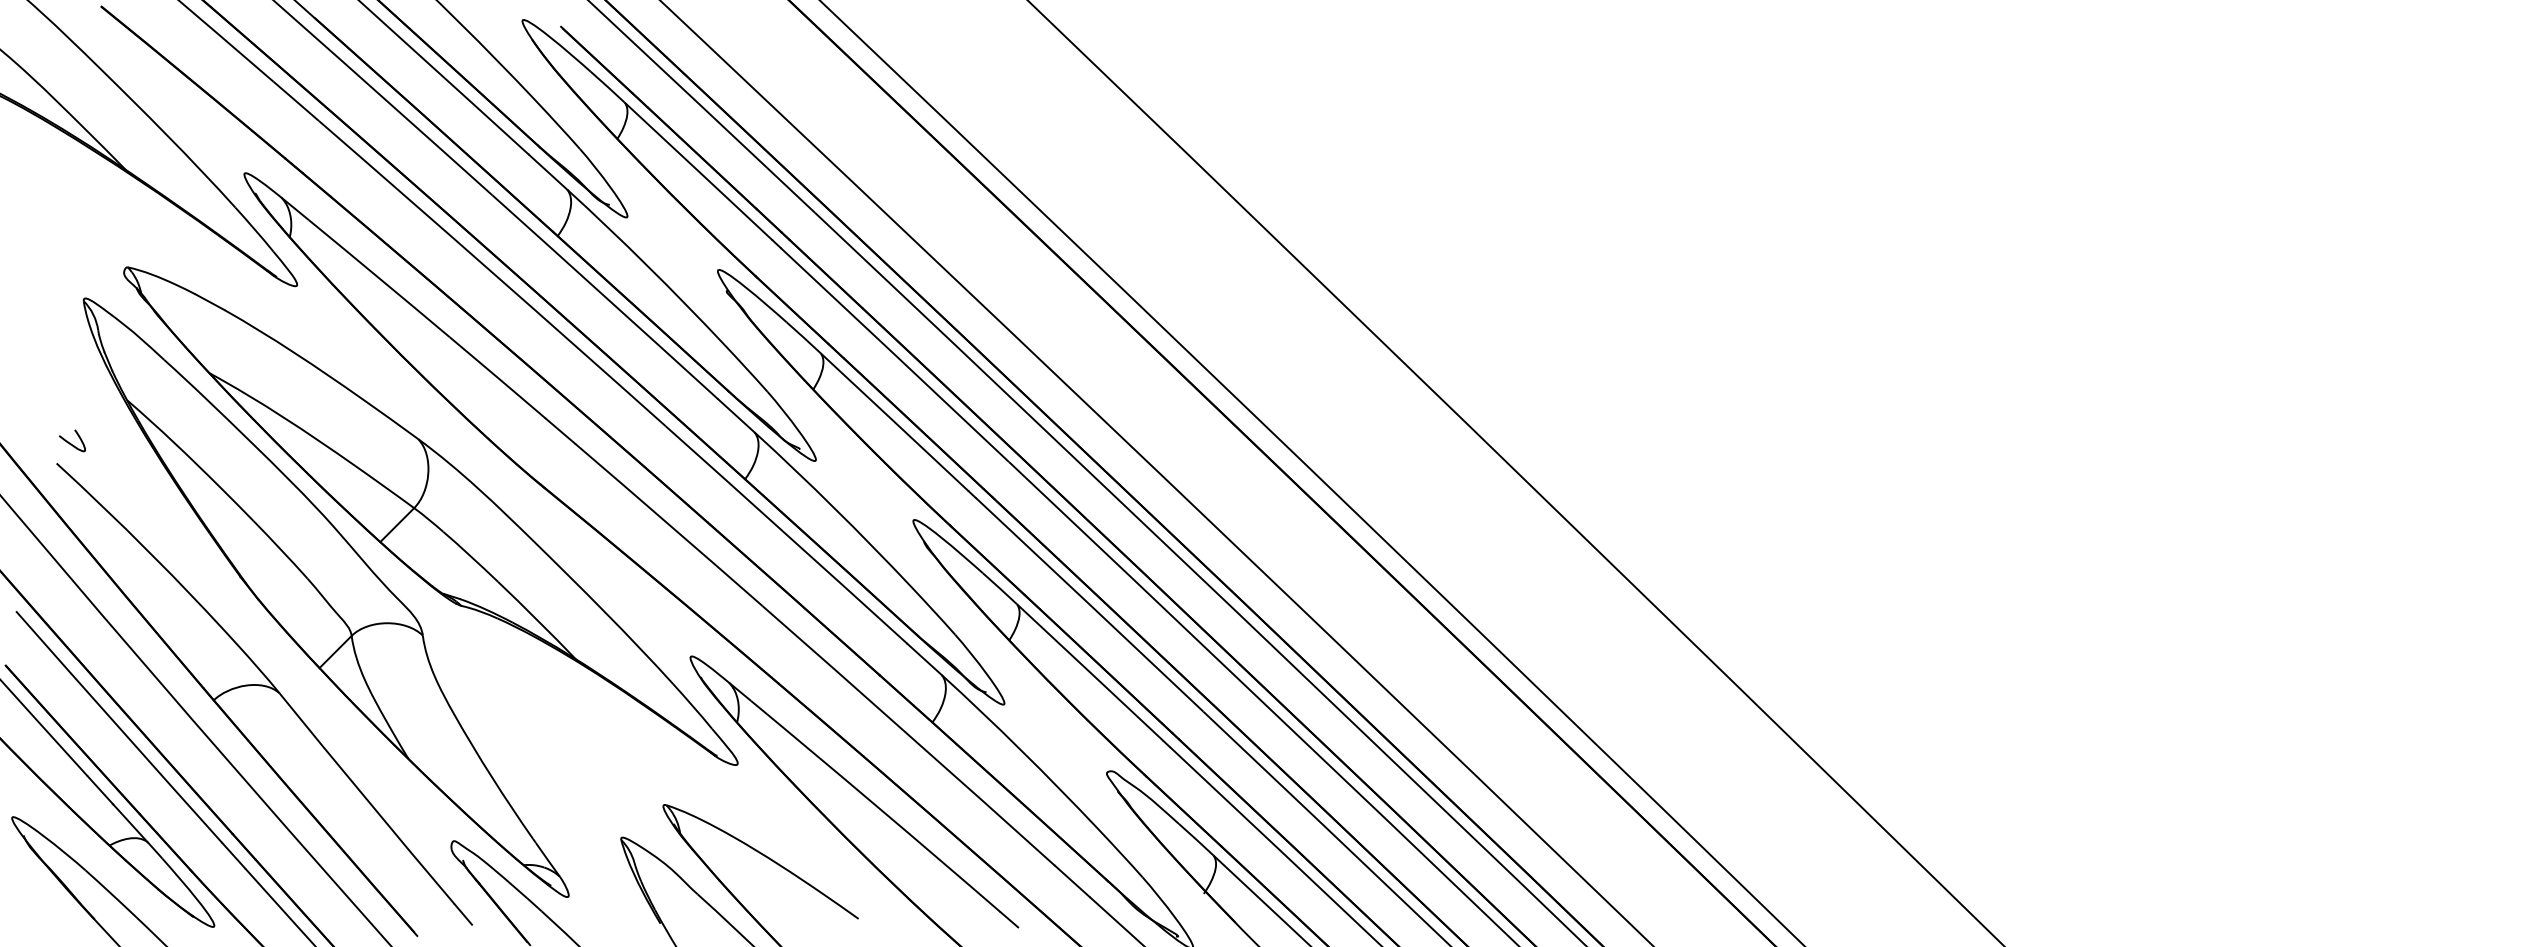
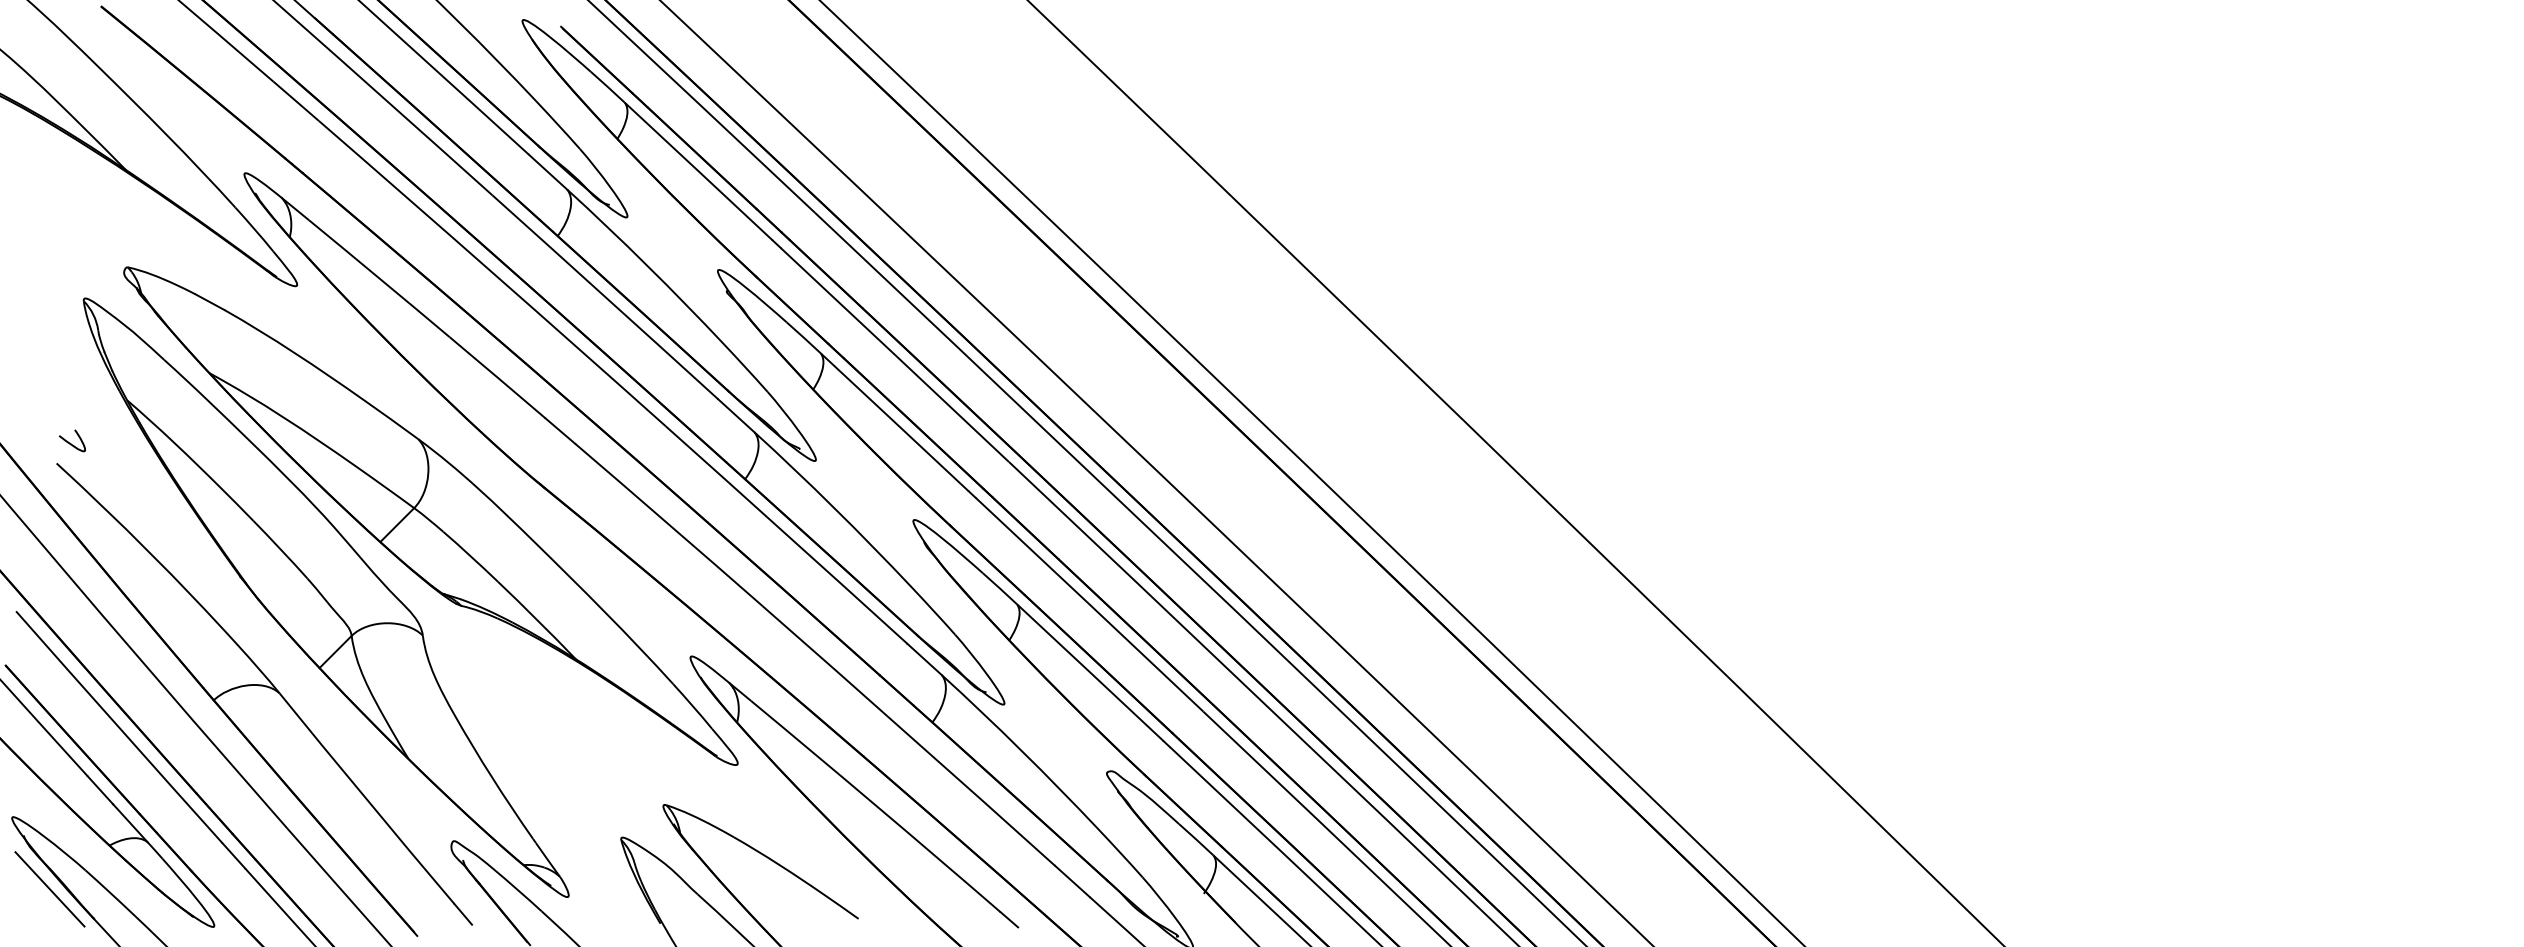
line: none -> present (49, 889)
